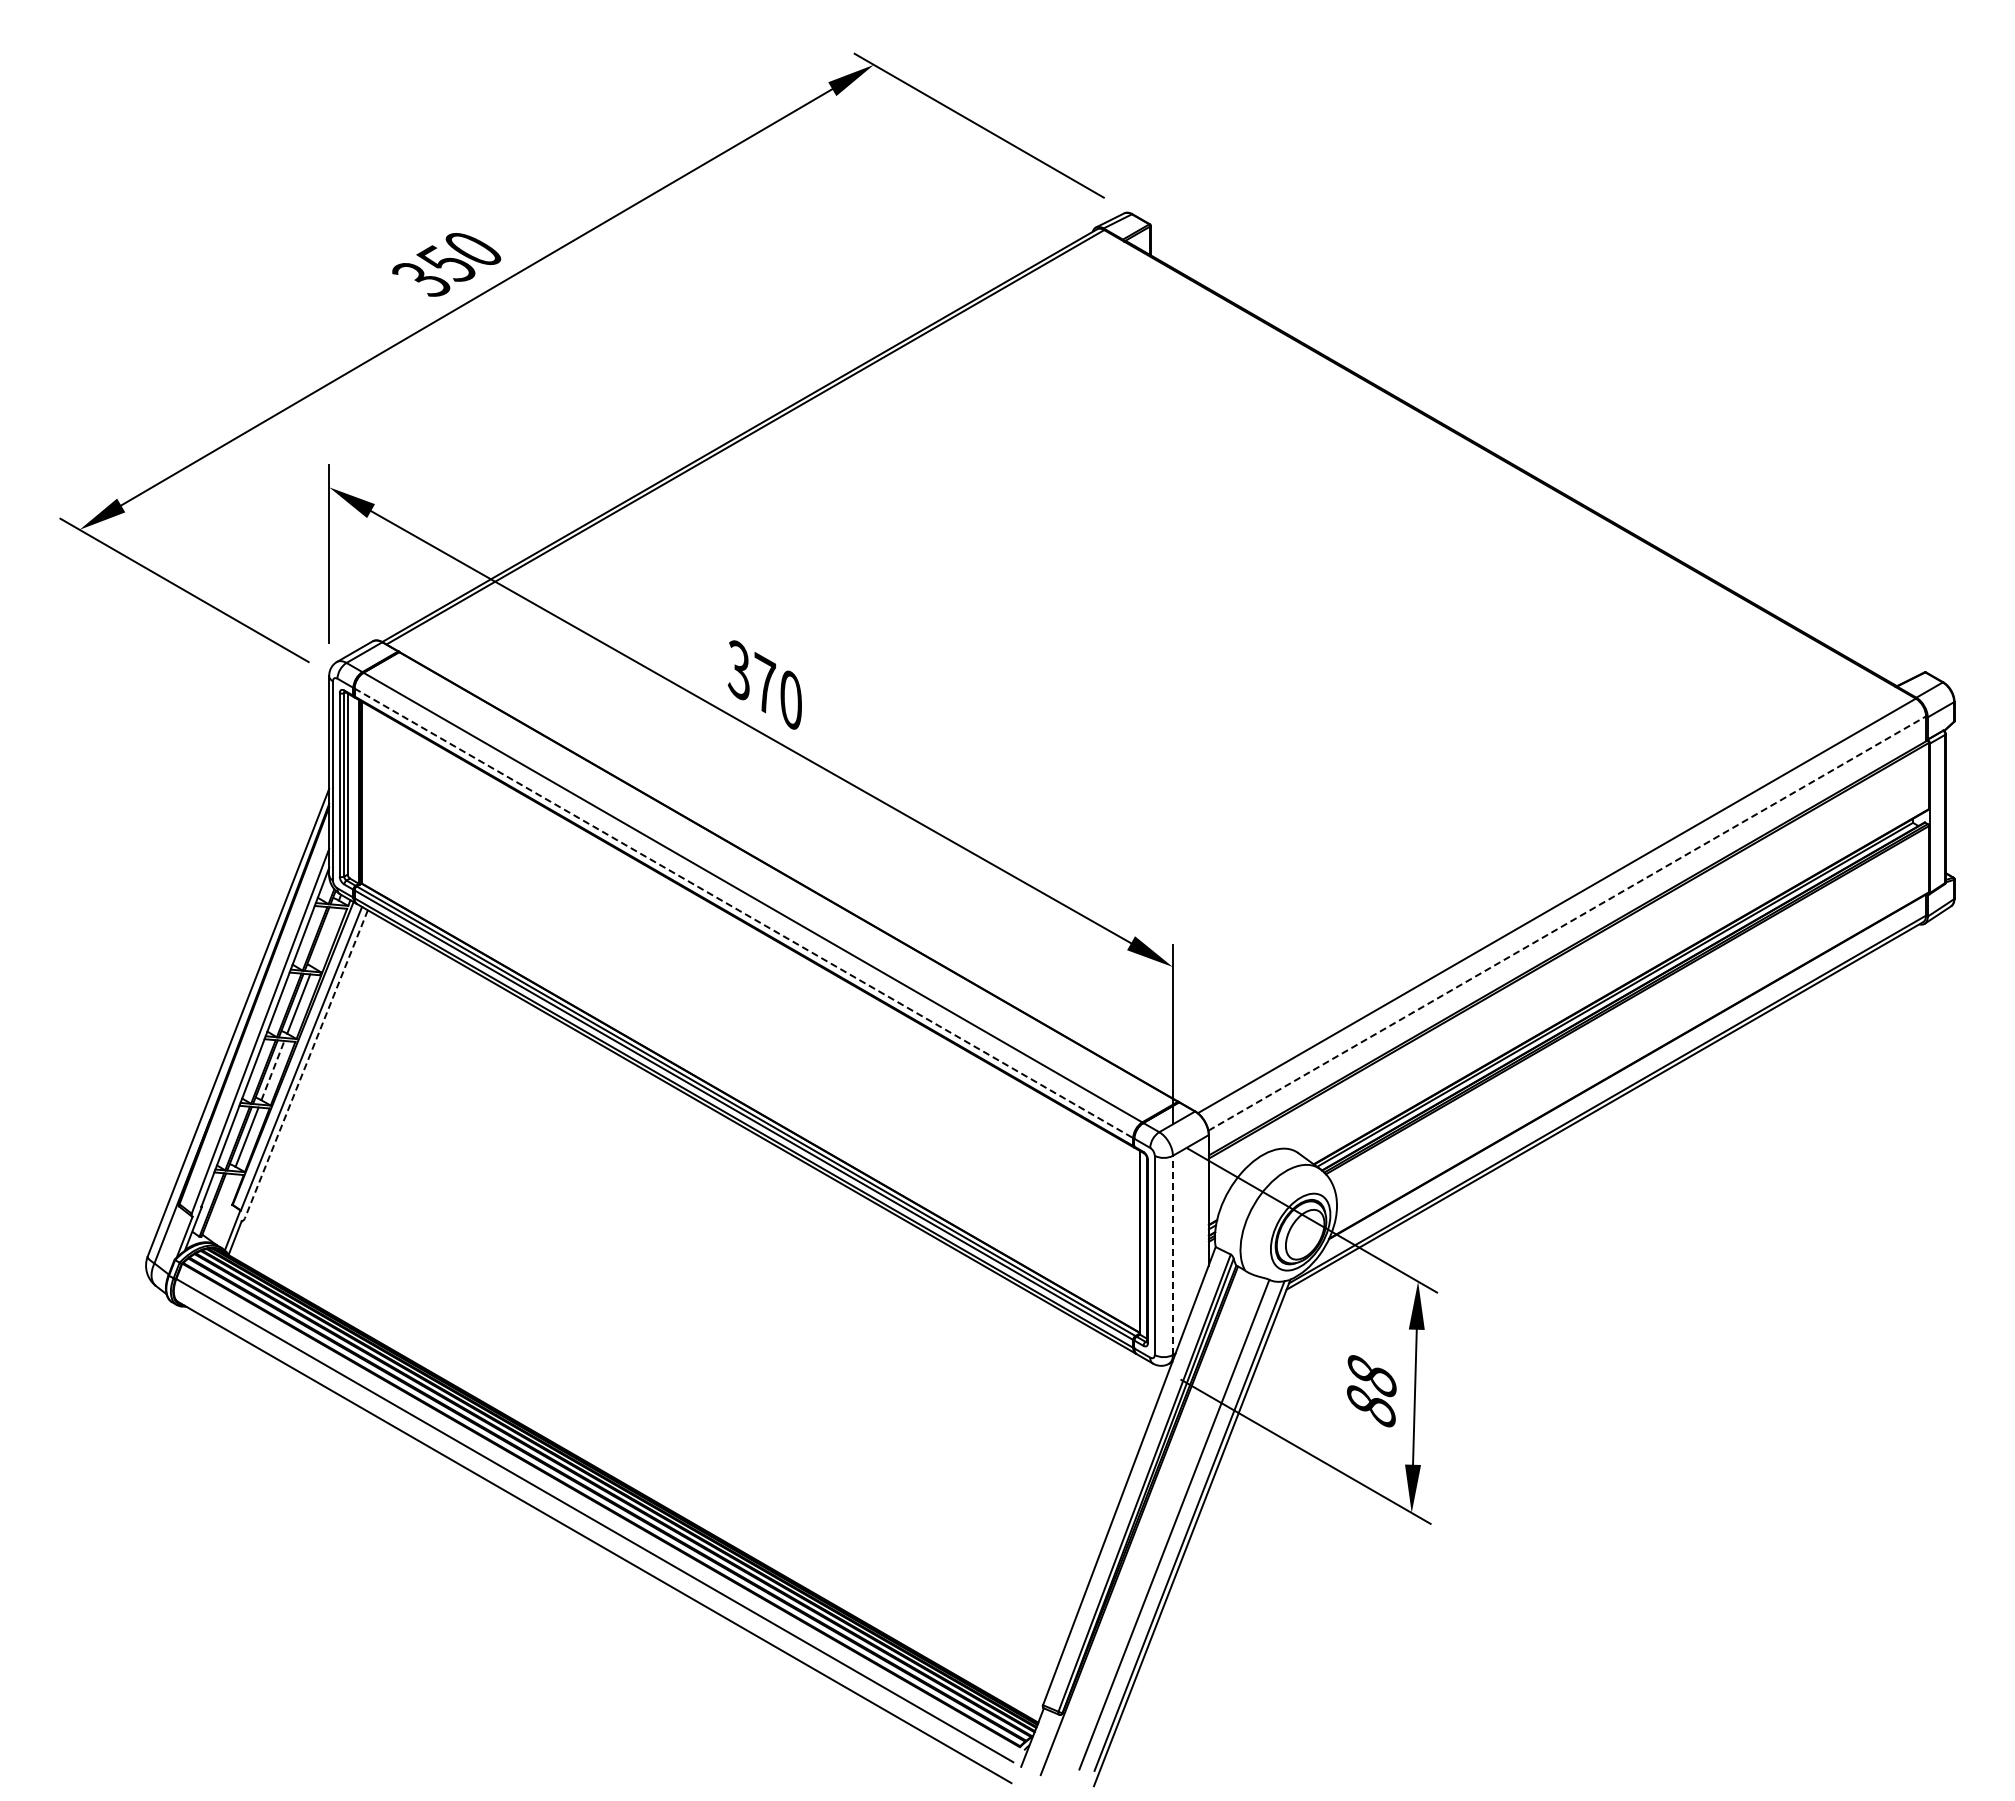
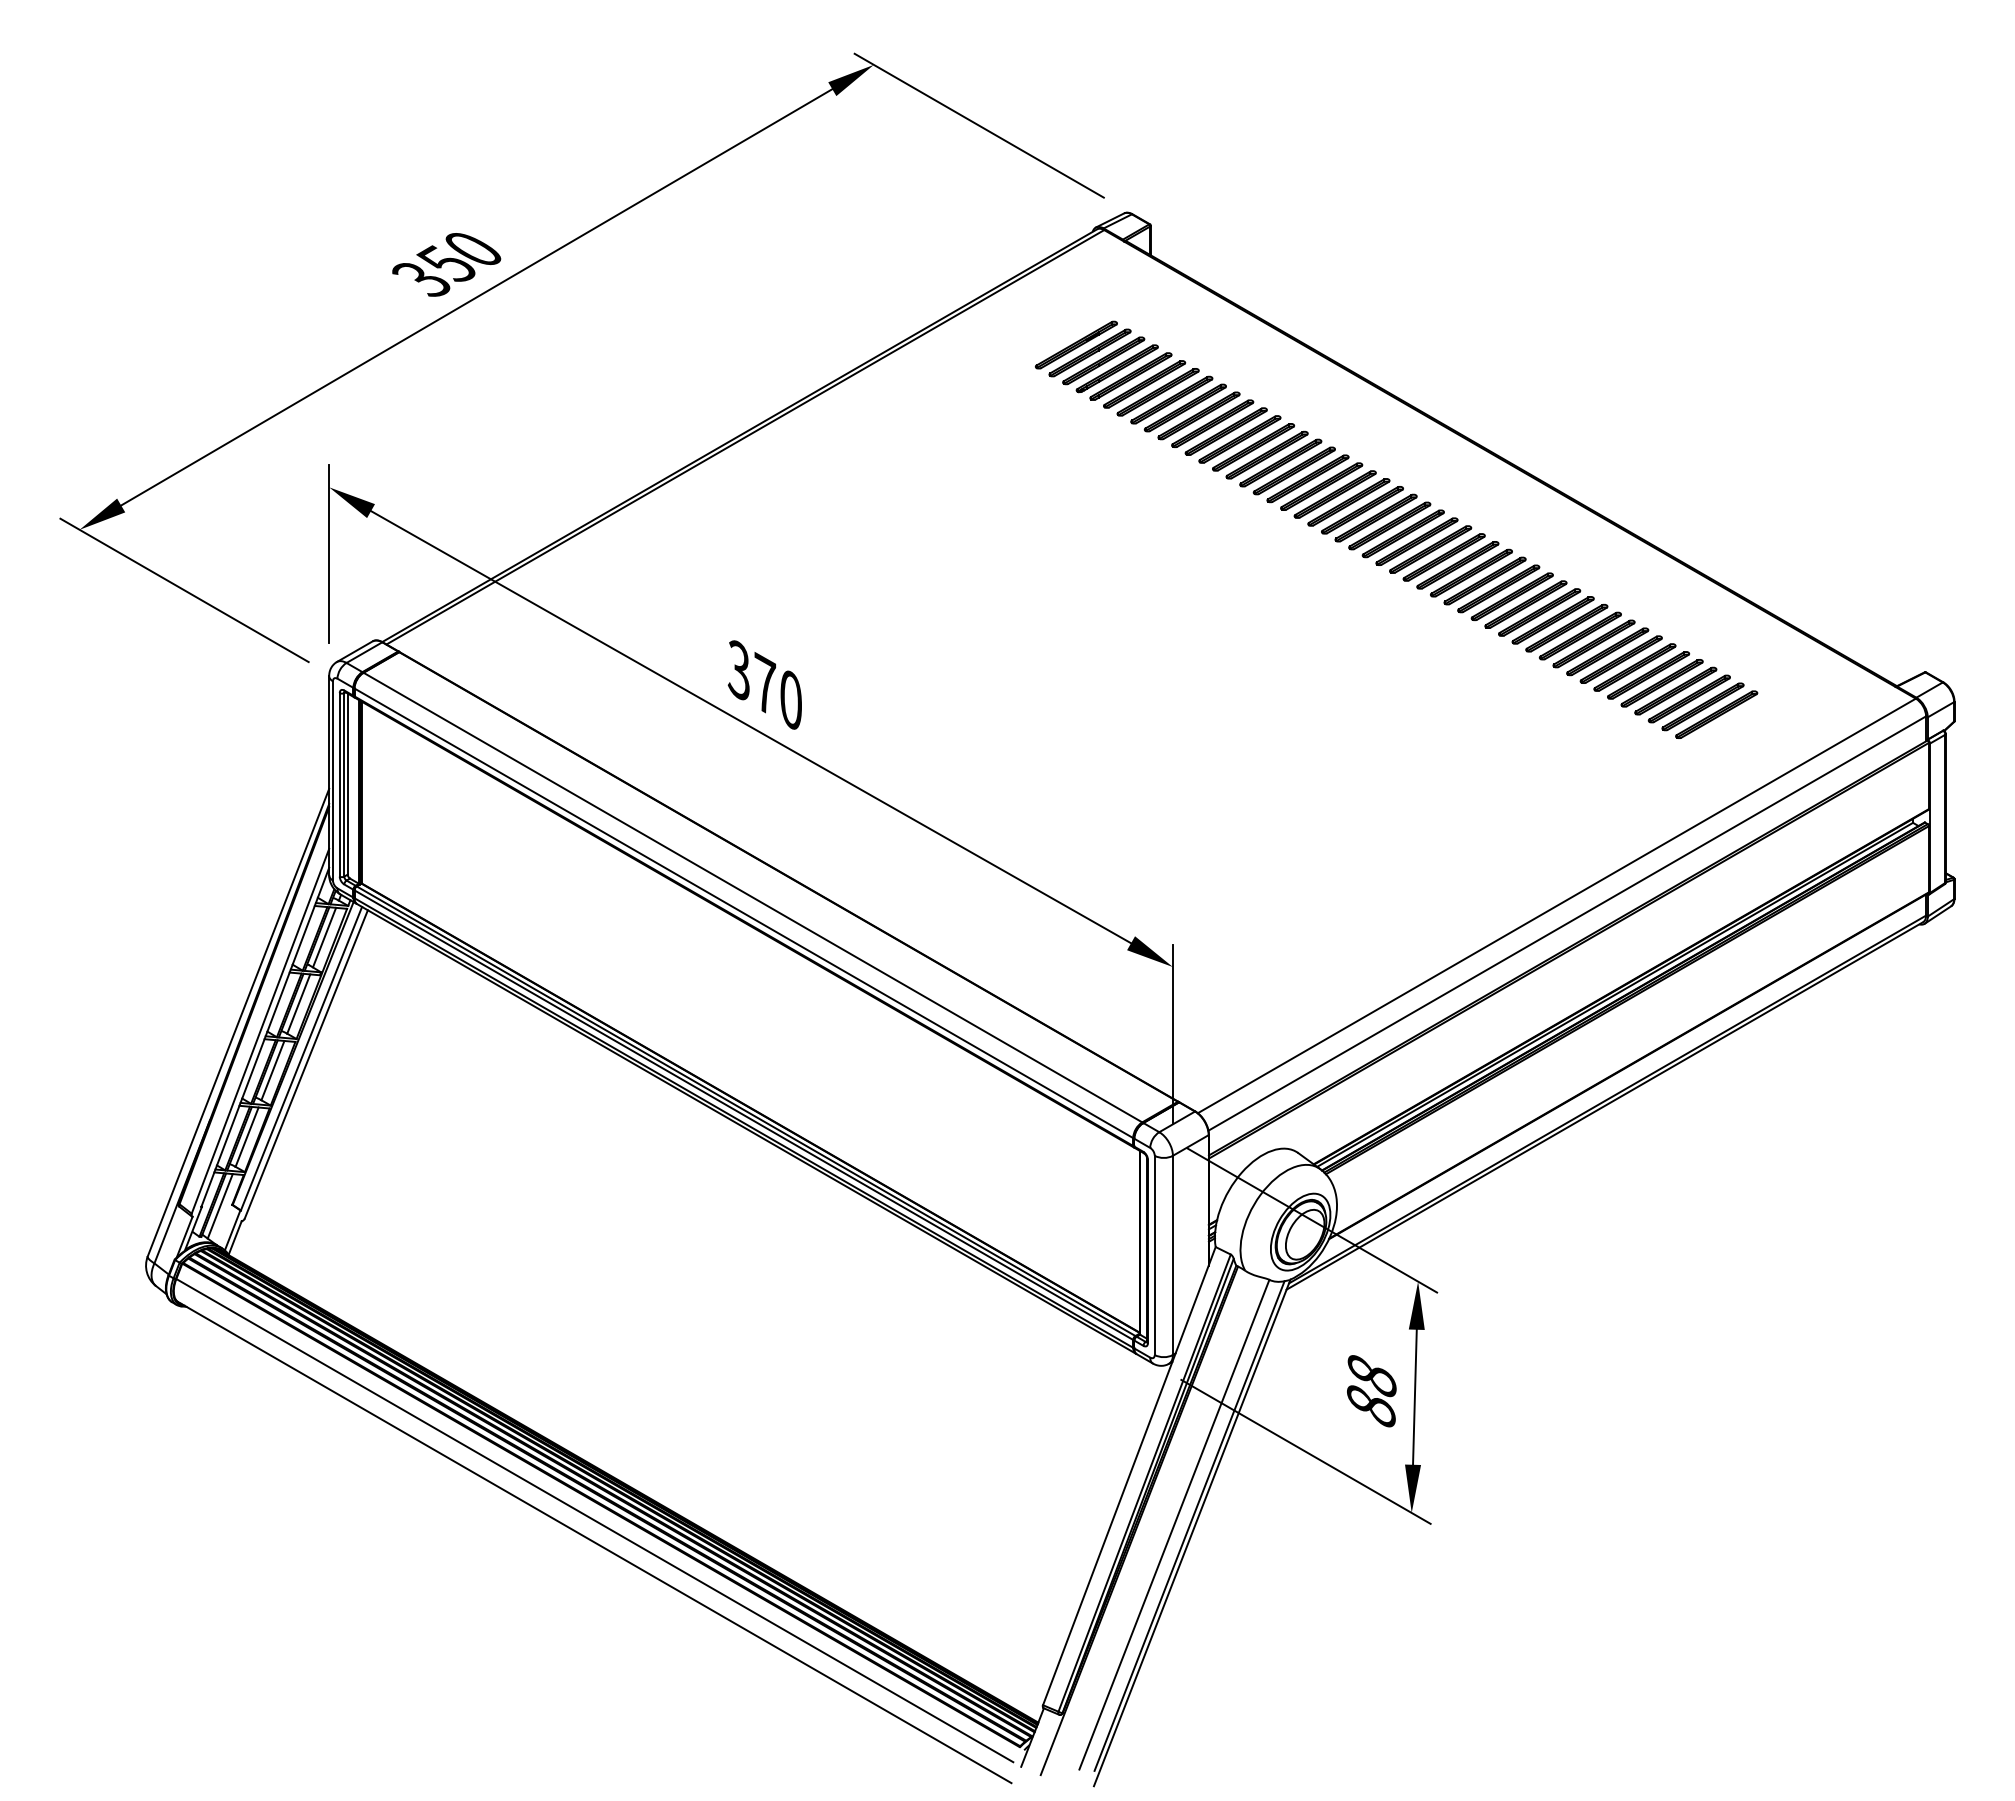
part: none -> present (1396, 529)
line: dashed -> solid (743, 913)
line: dashed -> solid (1567, 923)
line: none -> present (324, 937)
line: dashed -> solid (306, 1064)
line: dashed -> solid (272, 1070)
line: none -> present (219, 1206)
line: dashed -> solid (1172, 1255)
